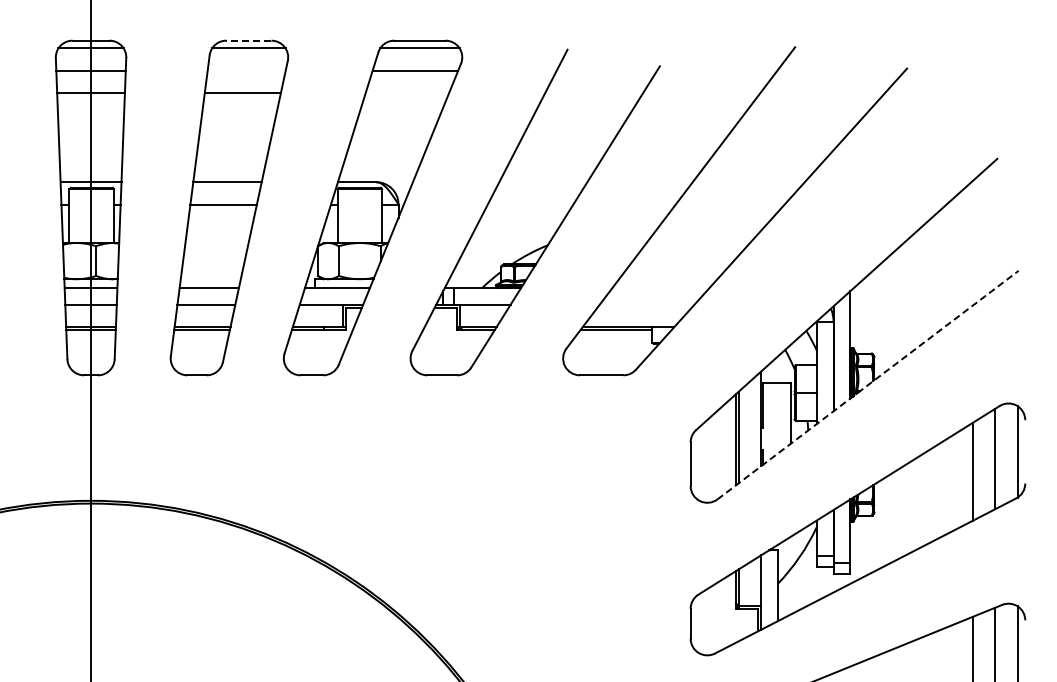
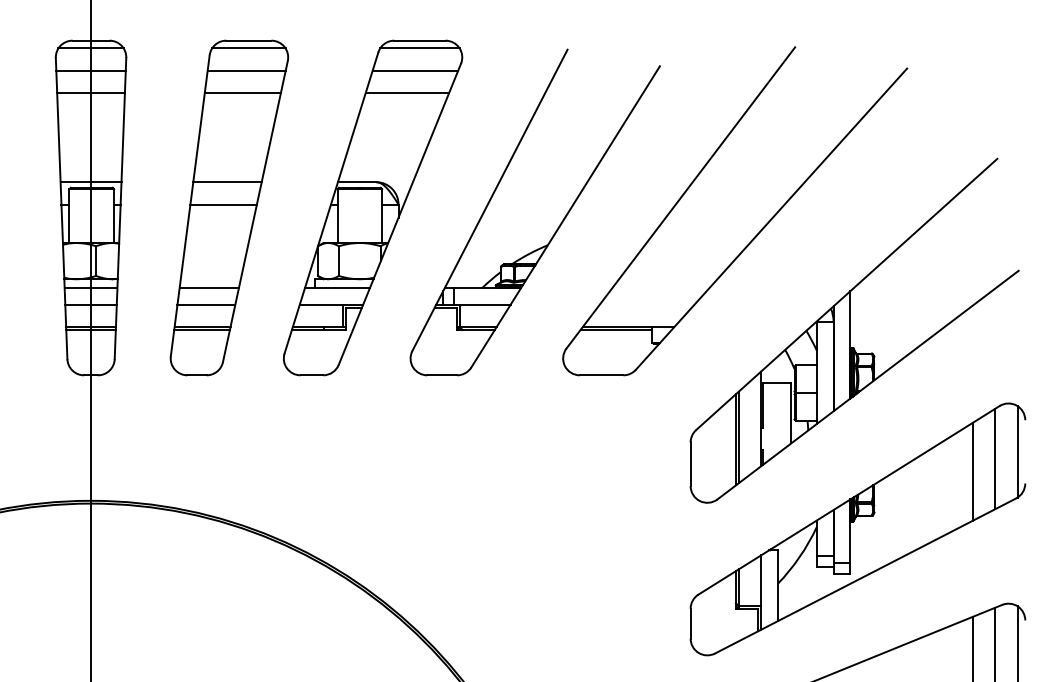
line: dashed -> solid (248, 40)
line: none -> present (246, 70)
line: none -> present (407, 92)
line: dashed -> solid (868, 384)
